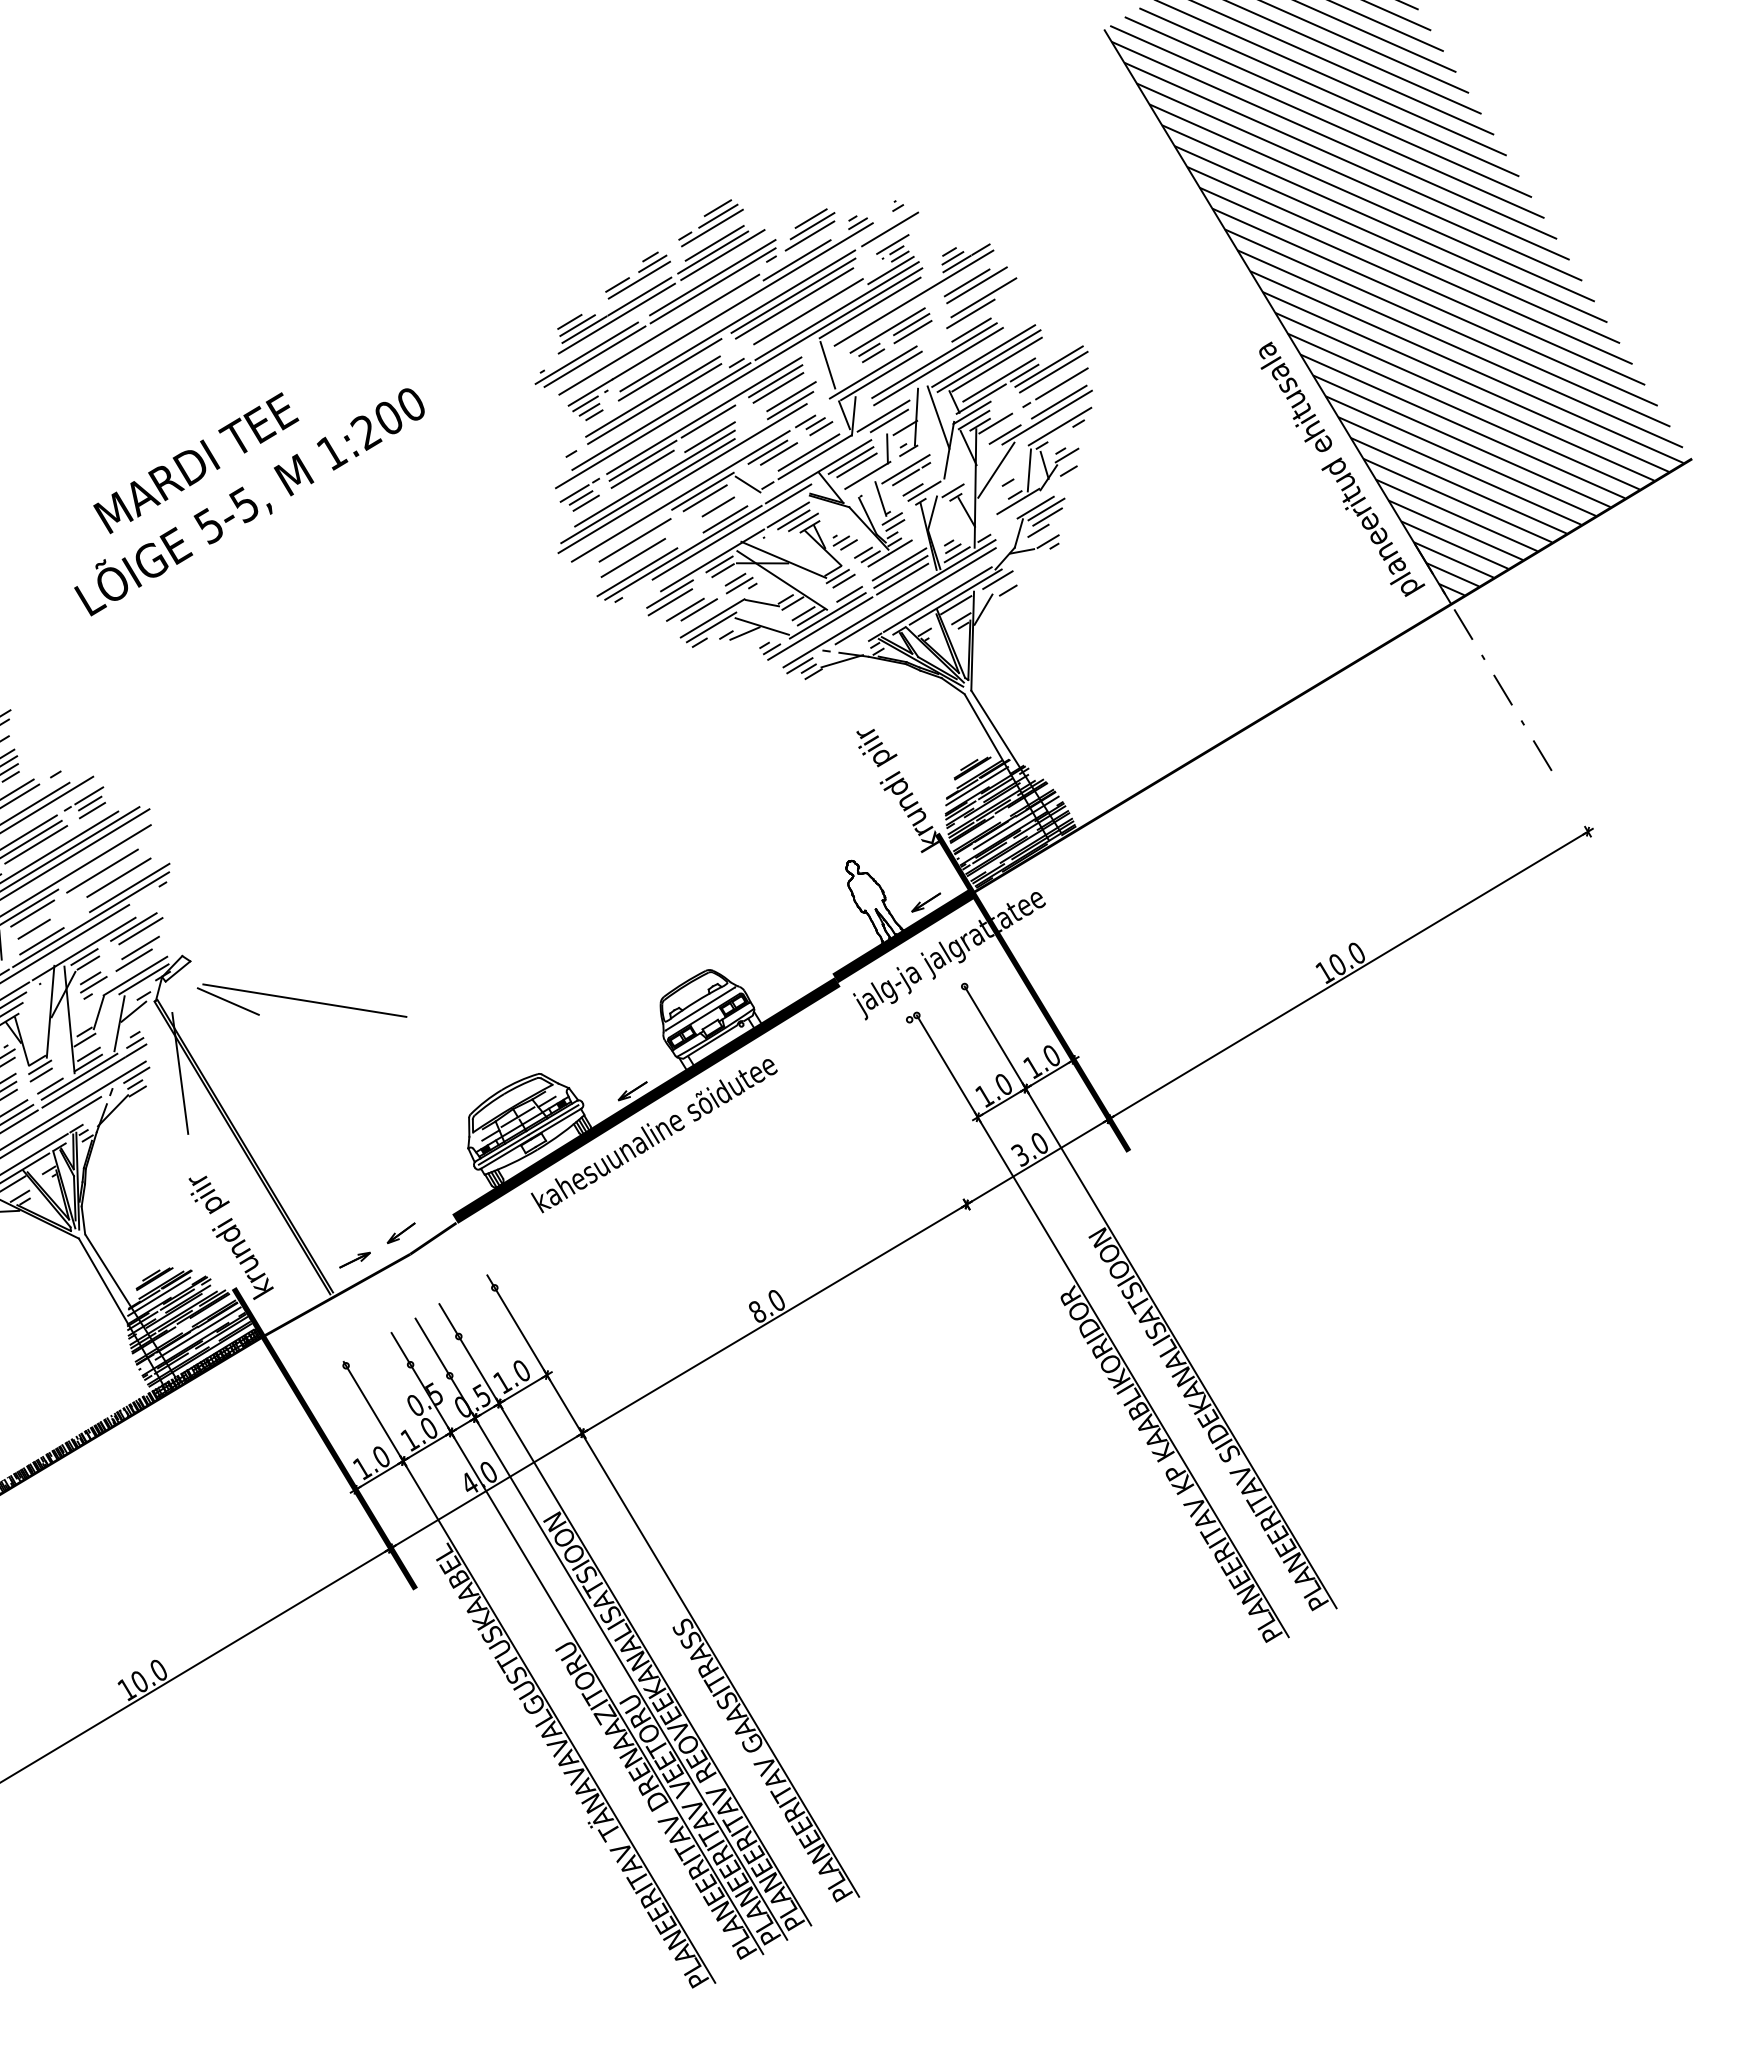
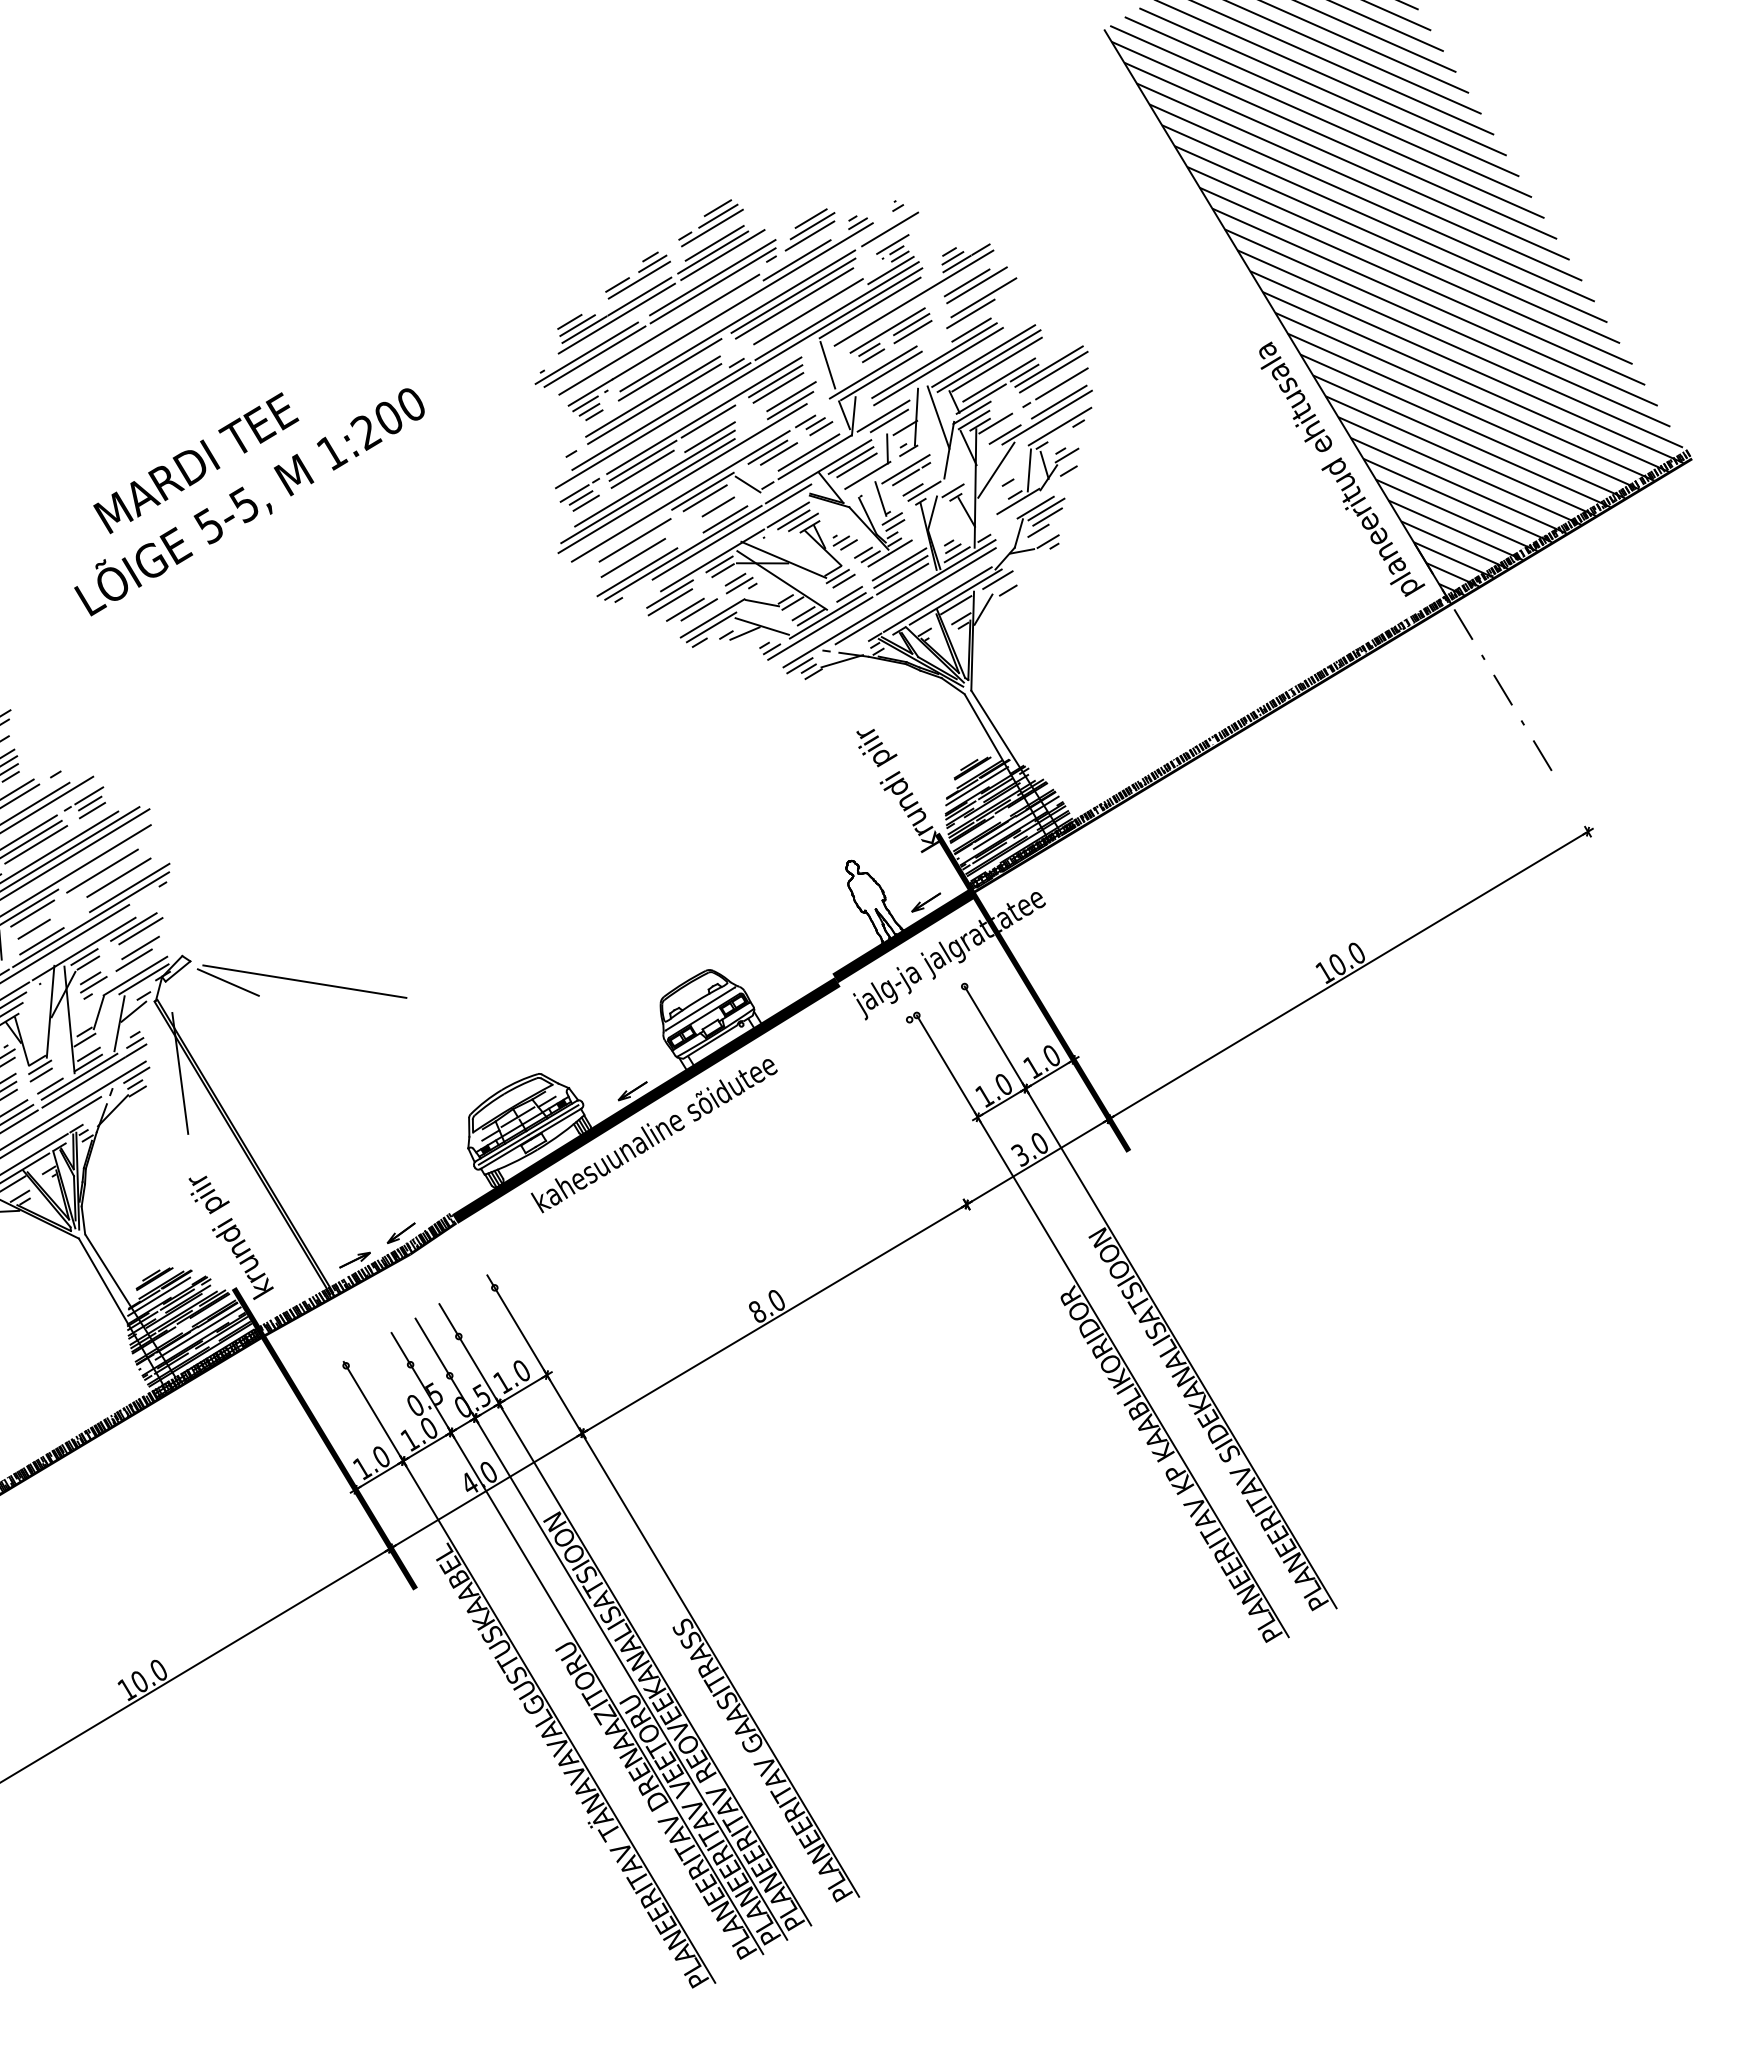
hatch: none -> present (1329, 669)
part position: (301, 1000) -> (301, 981) (301, 981)
hatch: none -> present (357, 1273)
